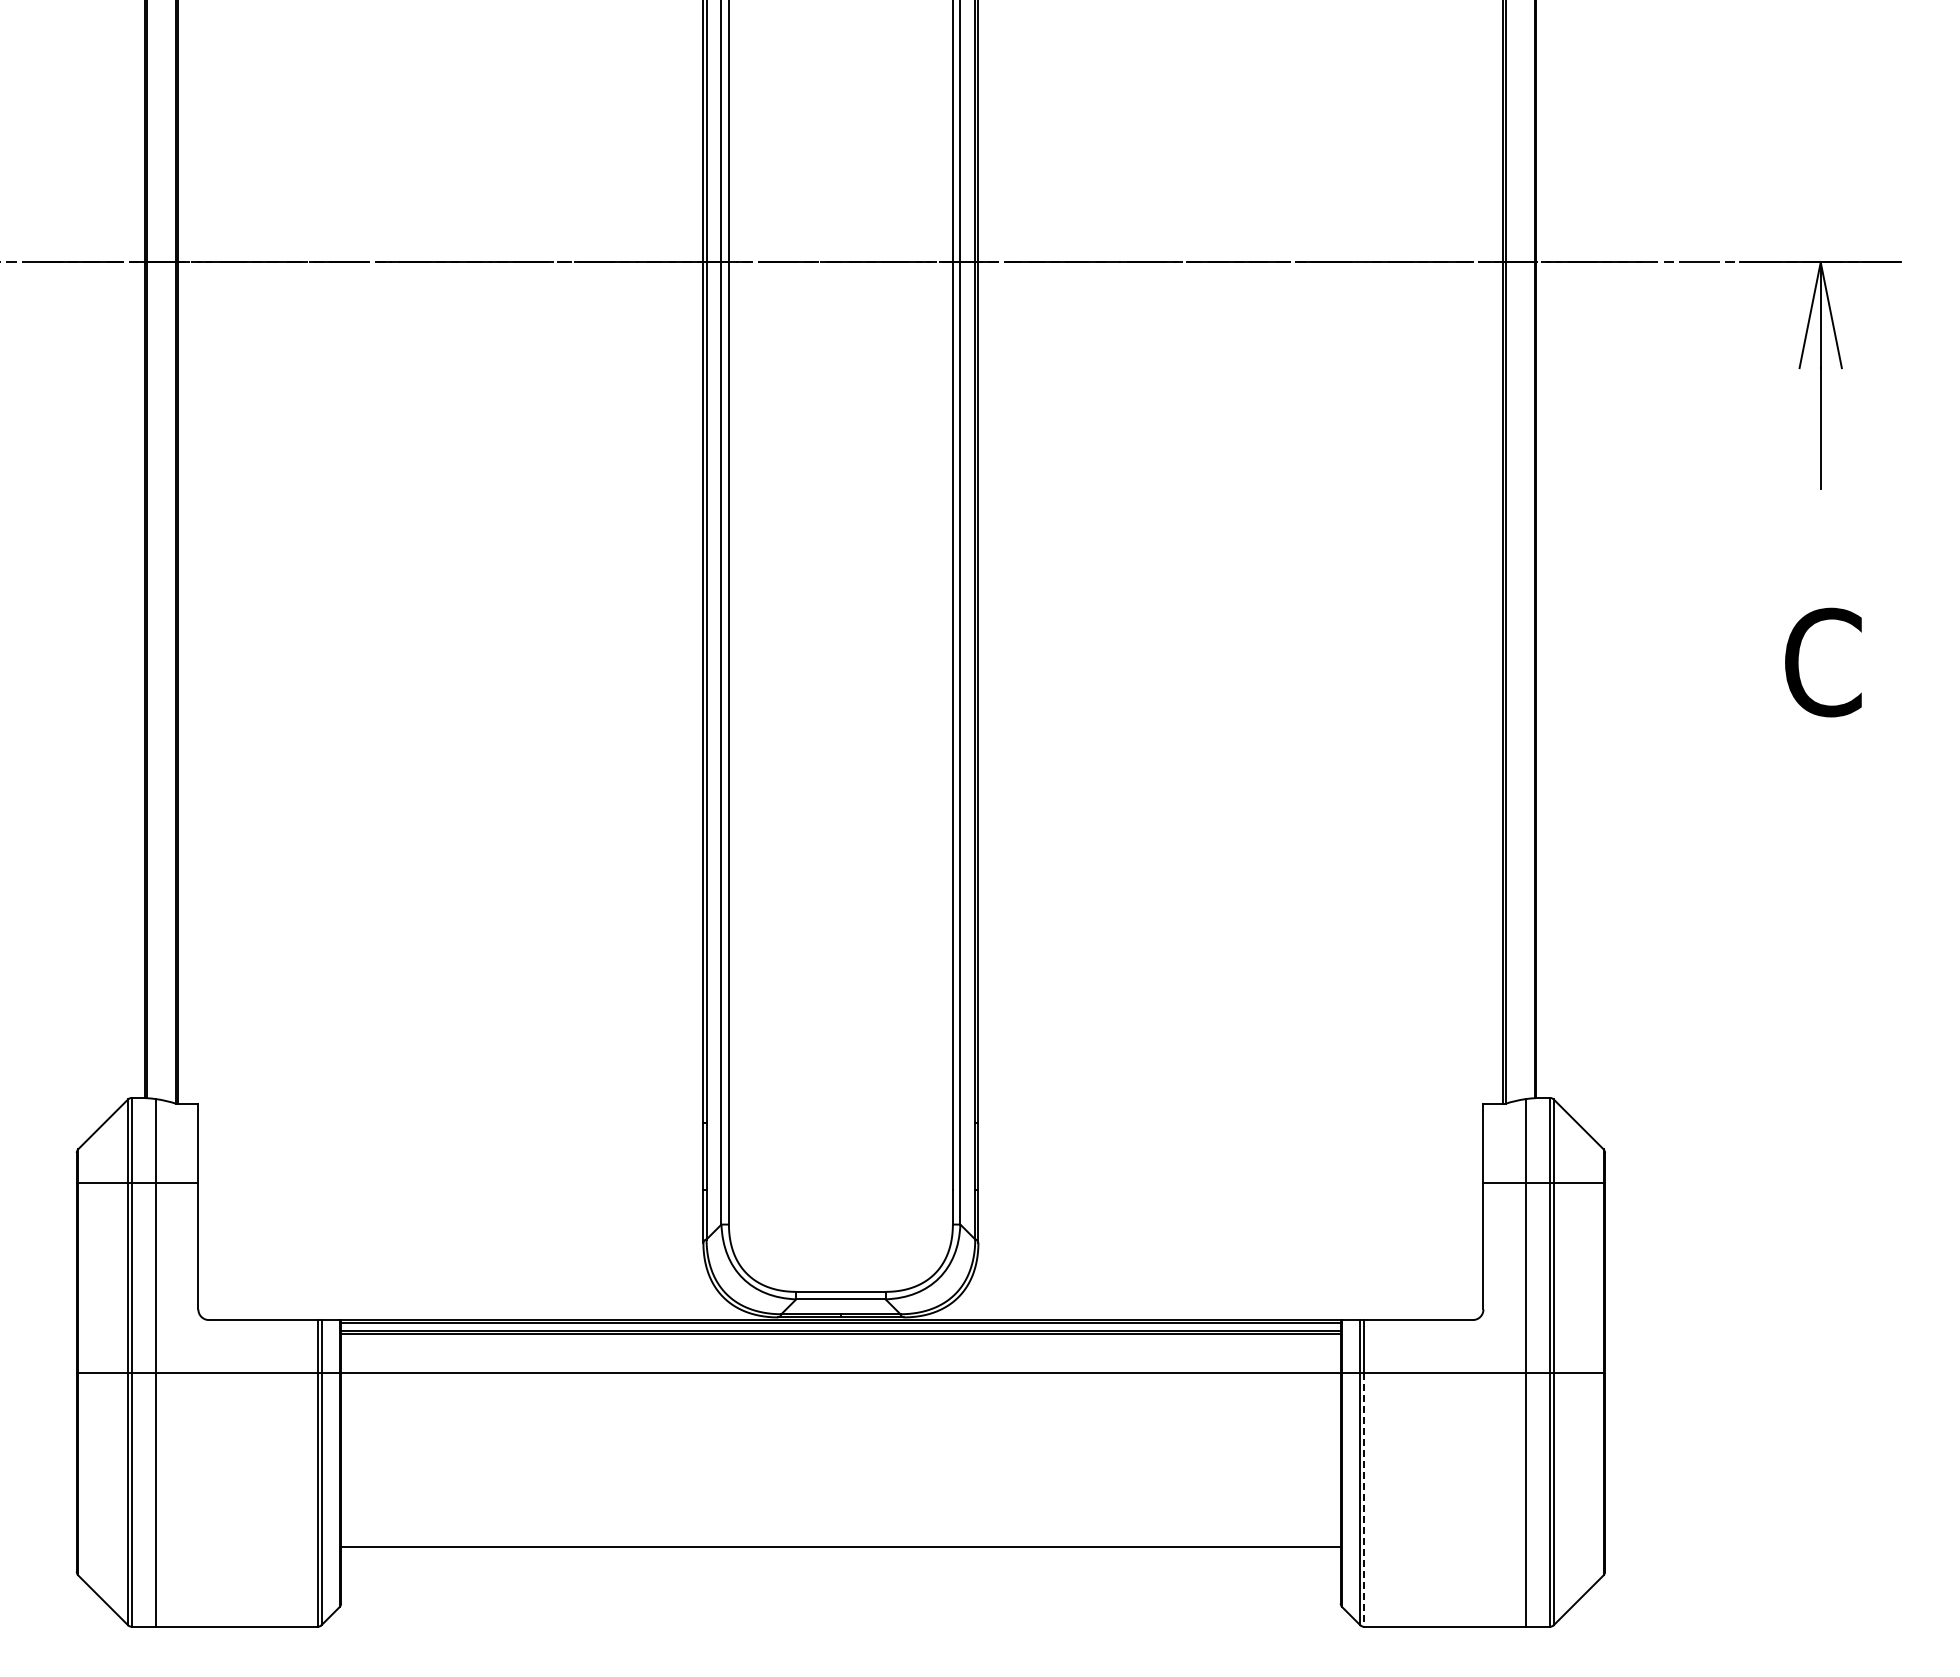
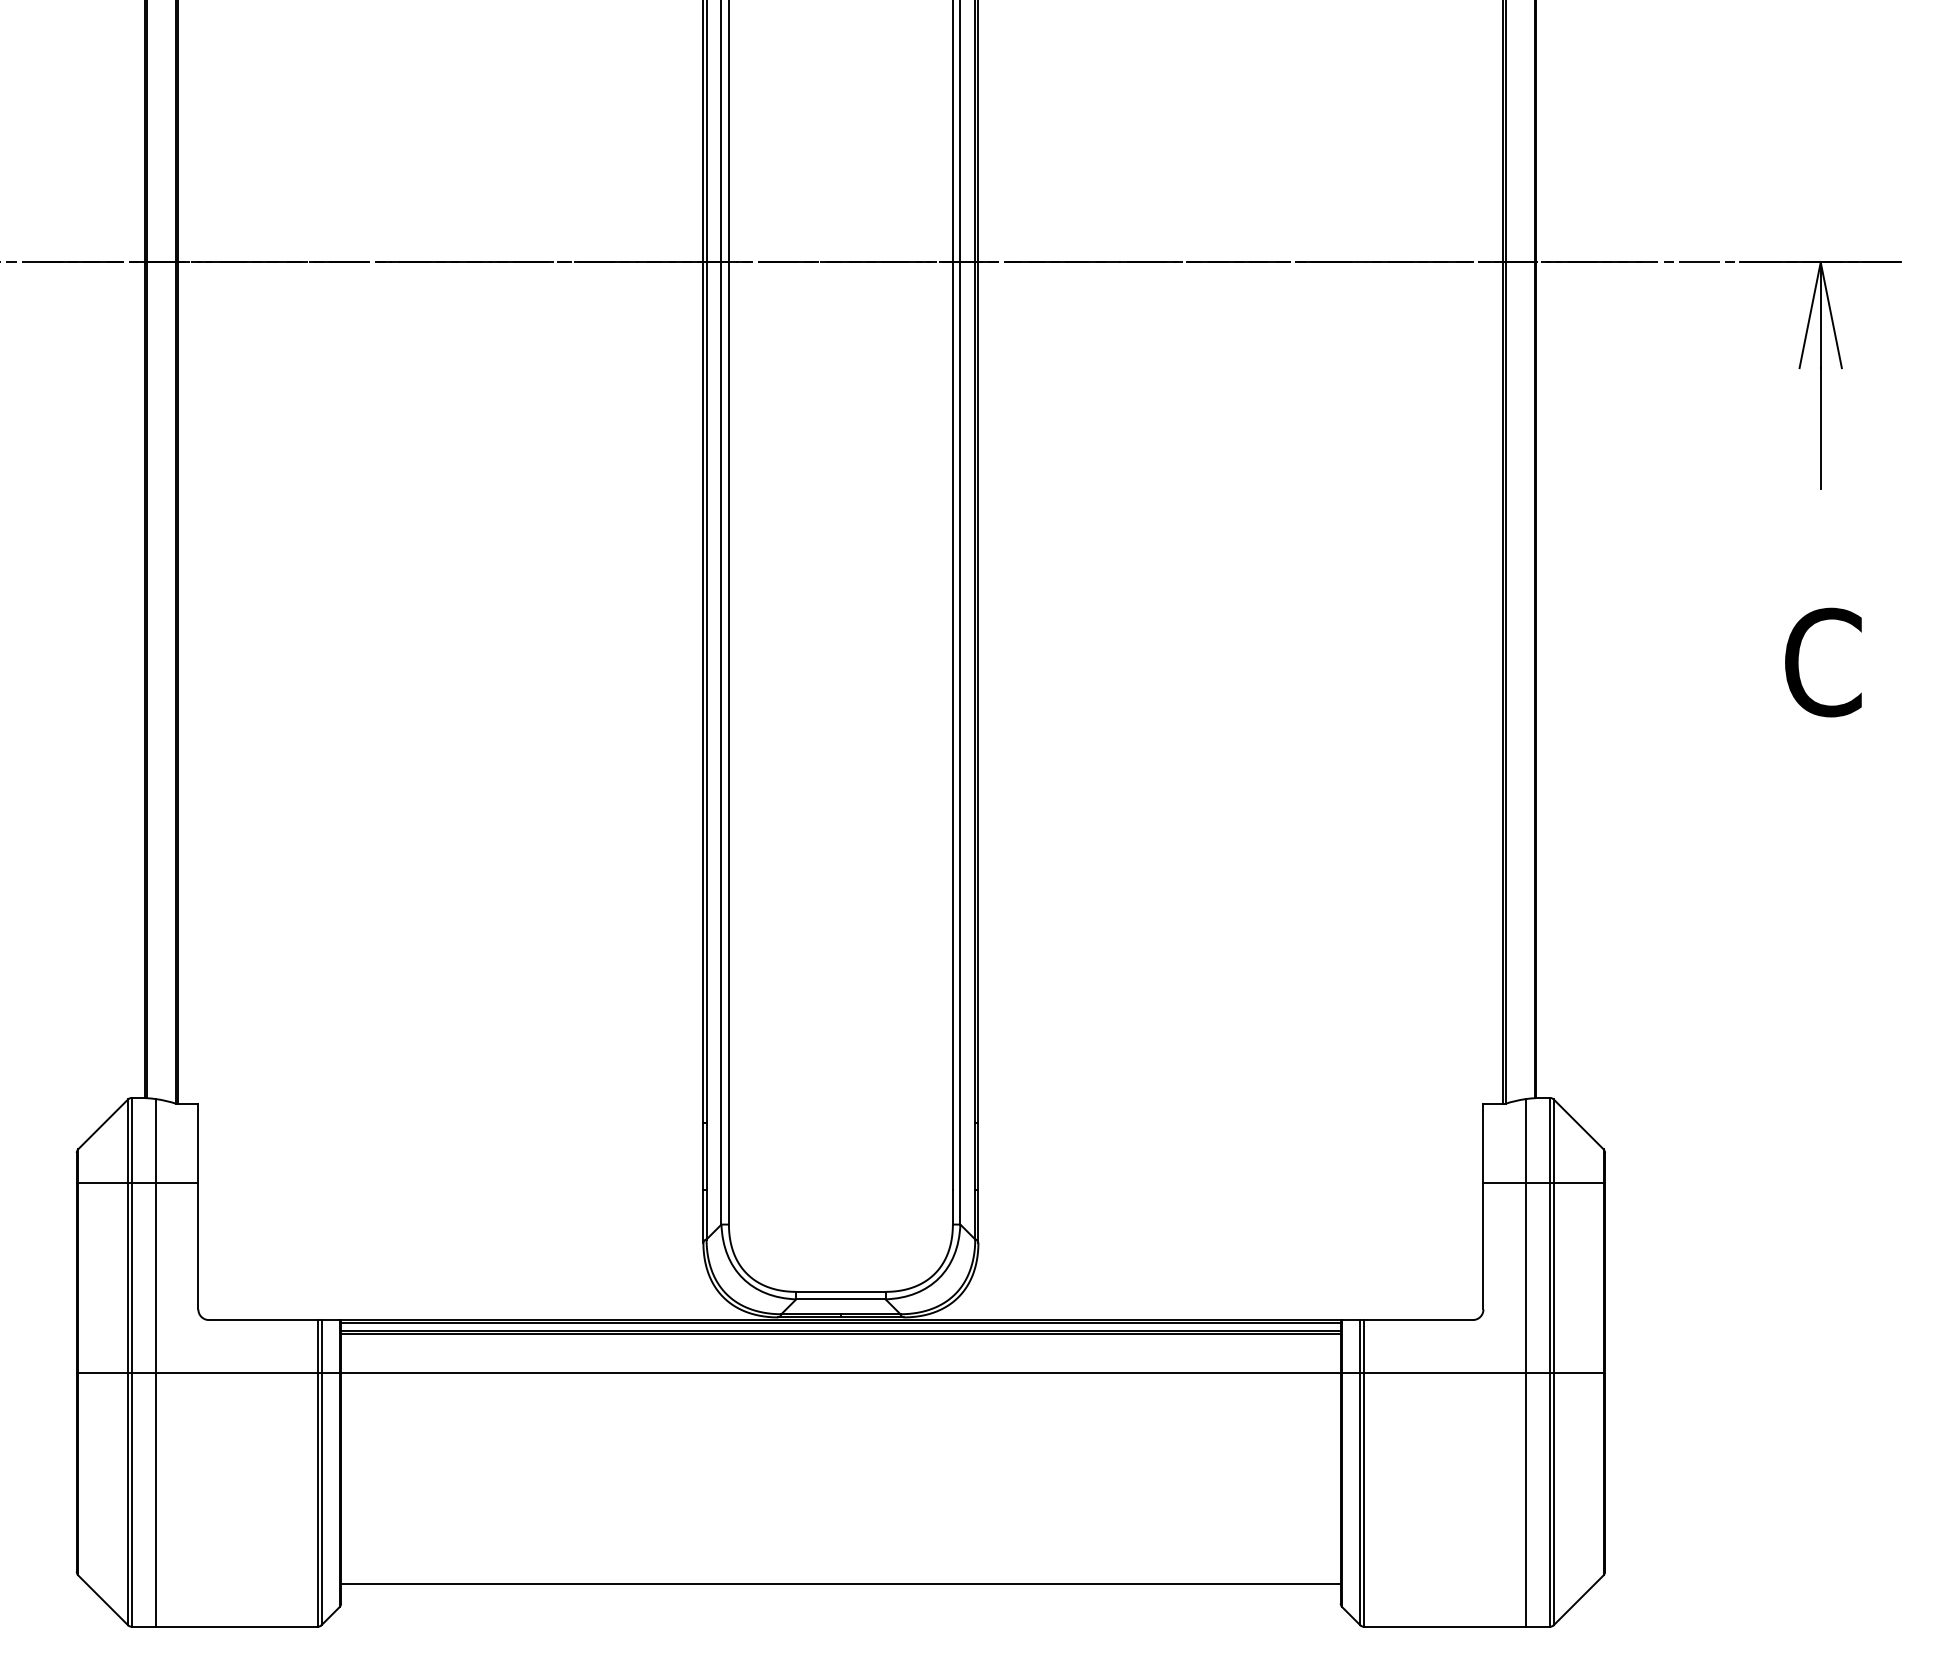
line: dashed -> solid (1364, 1499)
line position: (840, 1547) -> (840, 1584) (840, 1584)
